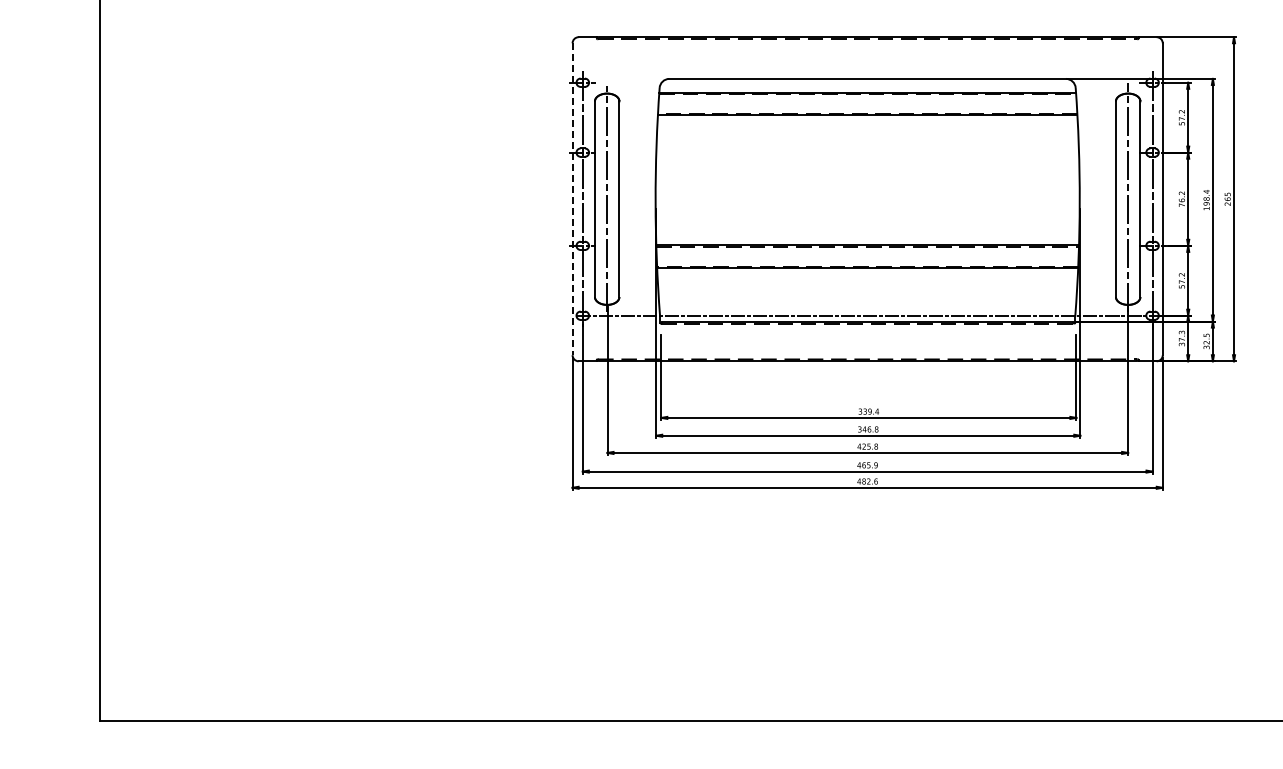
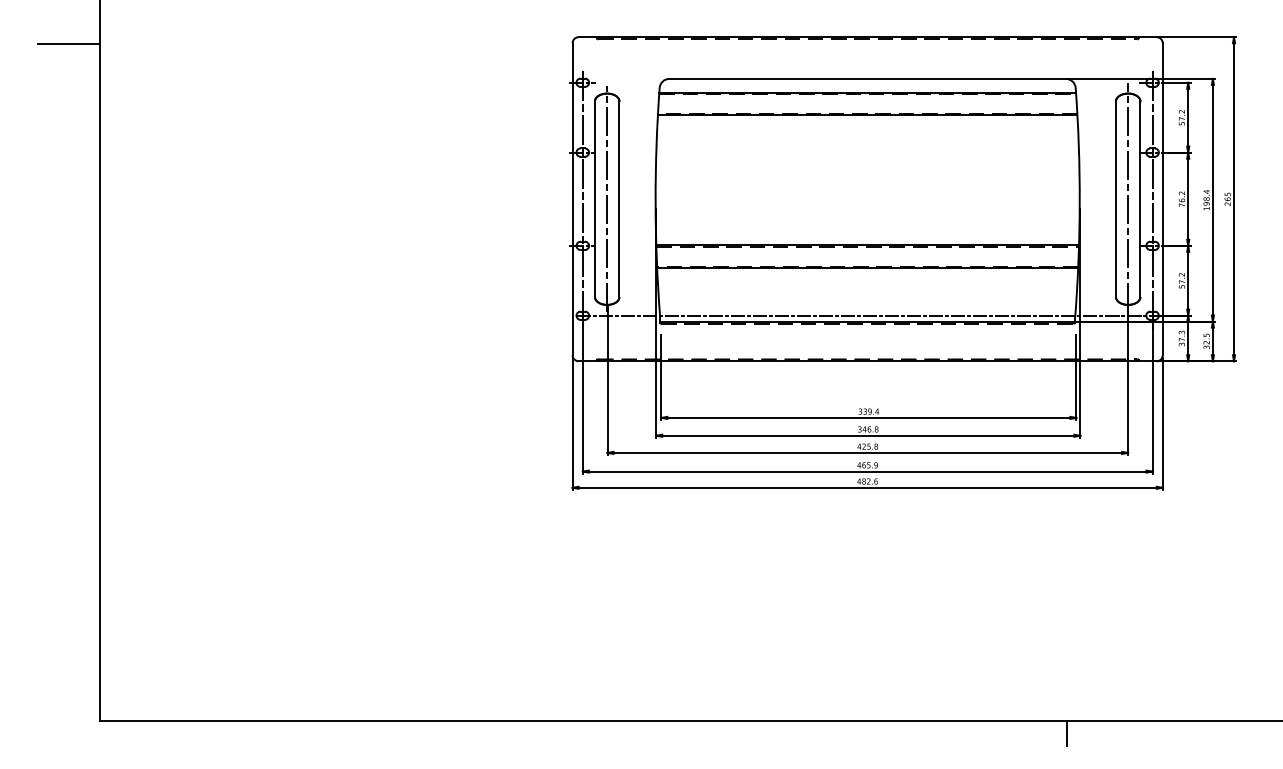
line: none -> present (68, 43)
line: dashed -> solid (572, 199)
line: none -> present (1067, 733)
